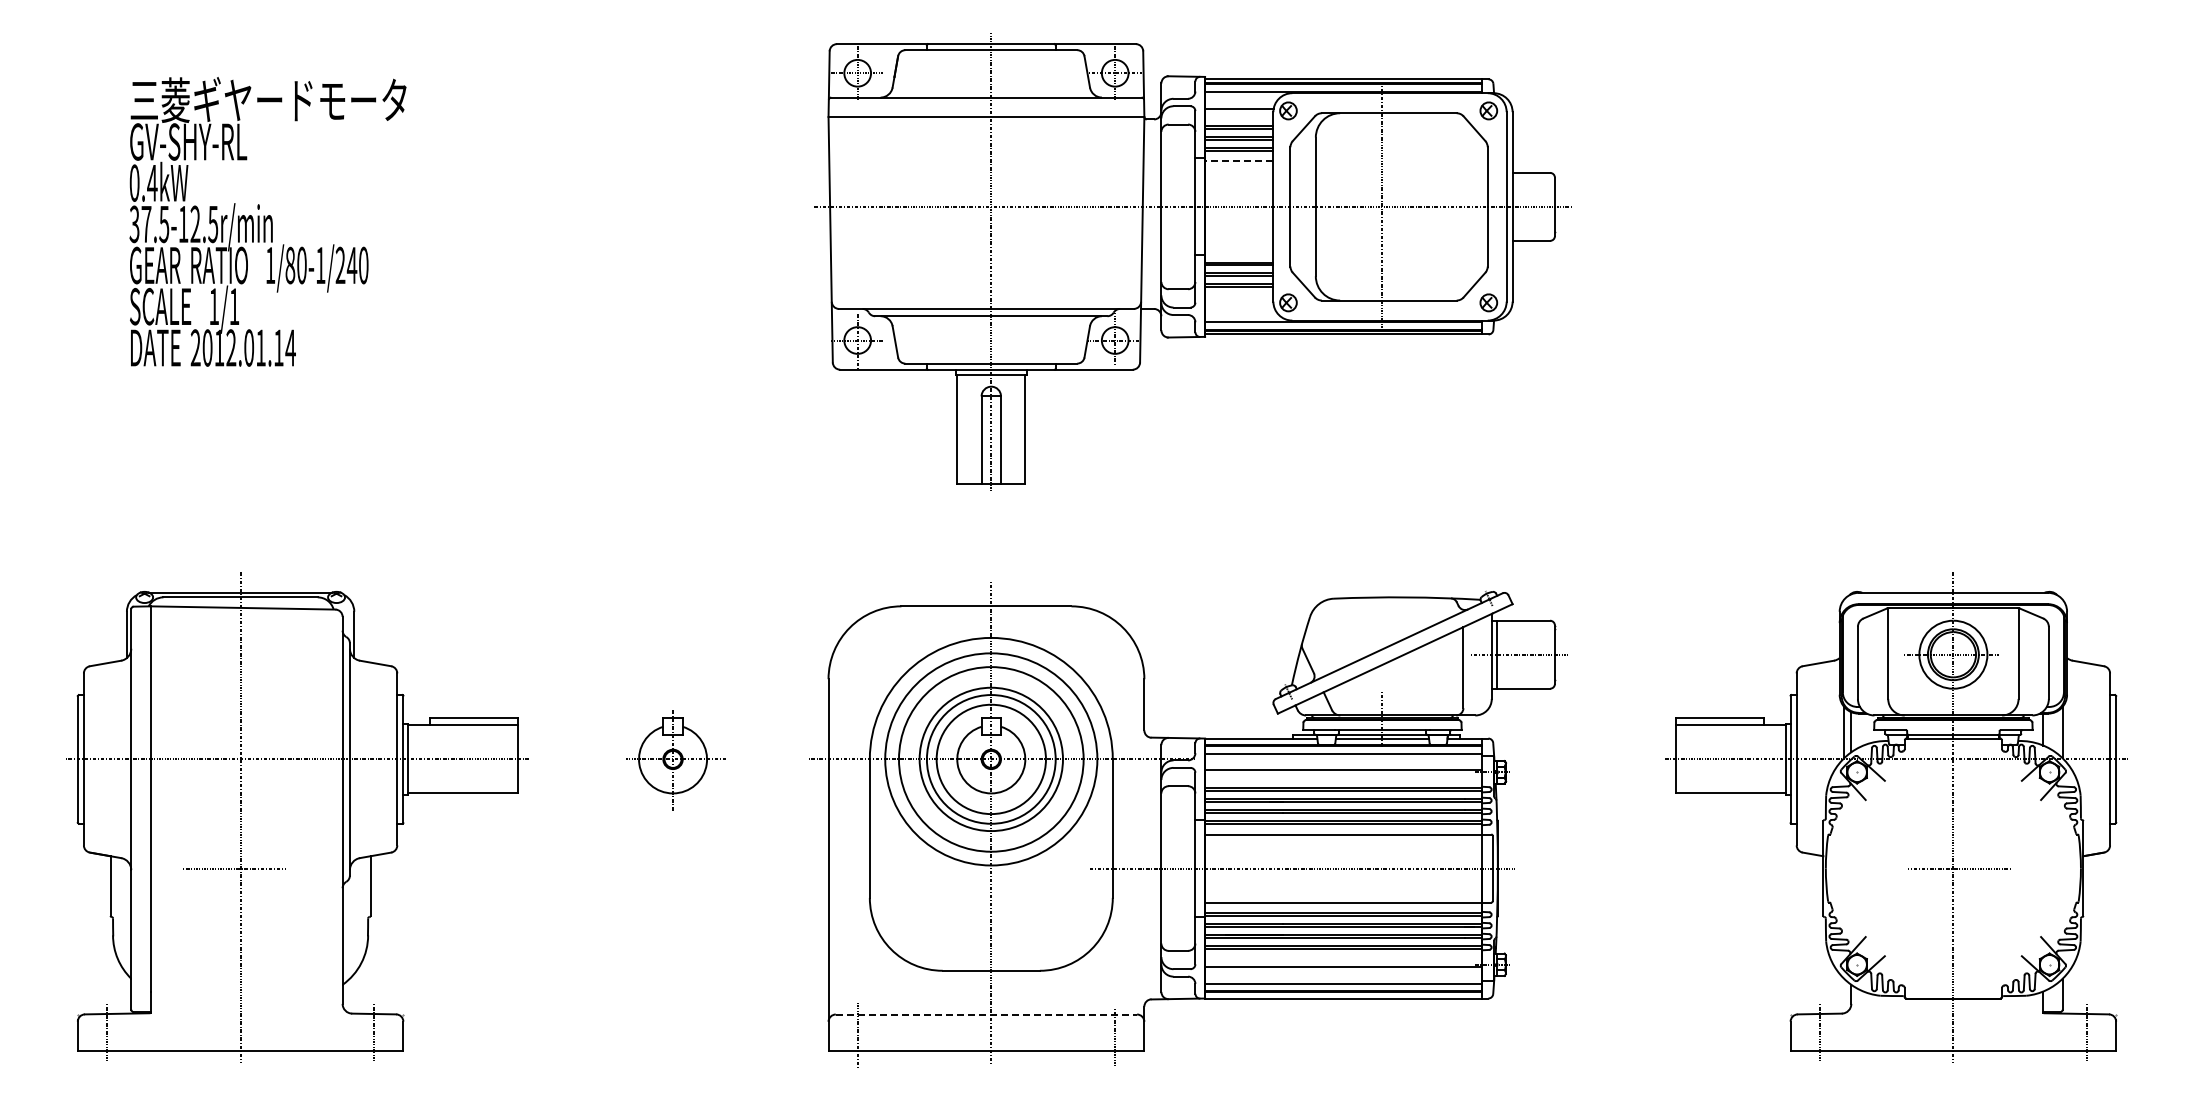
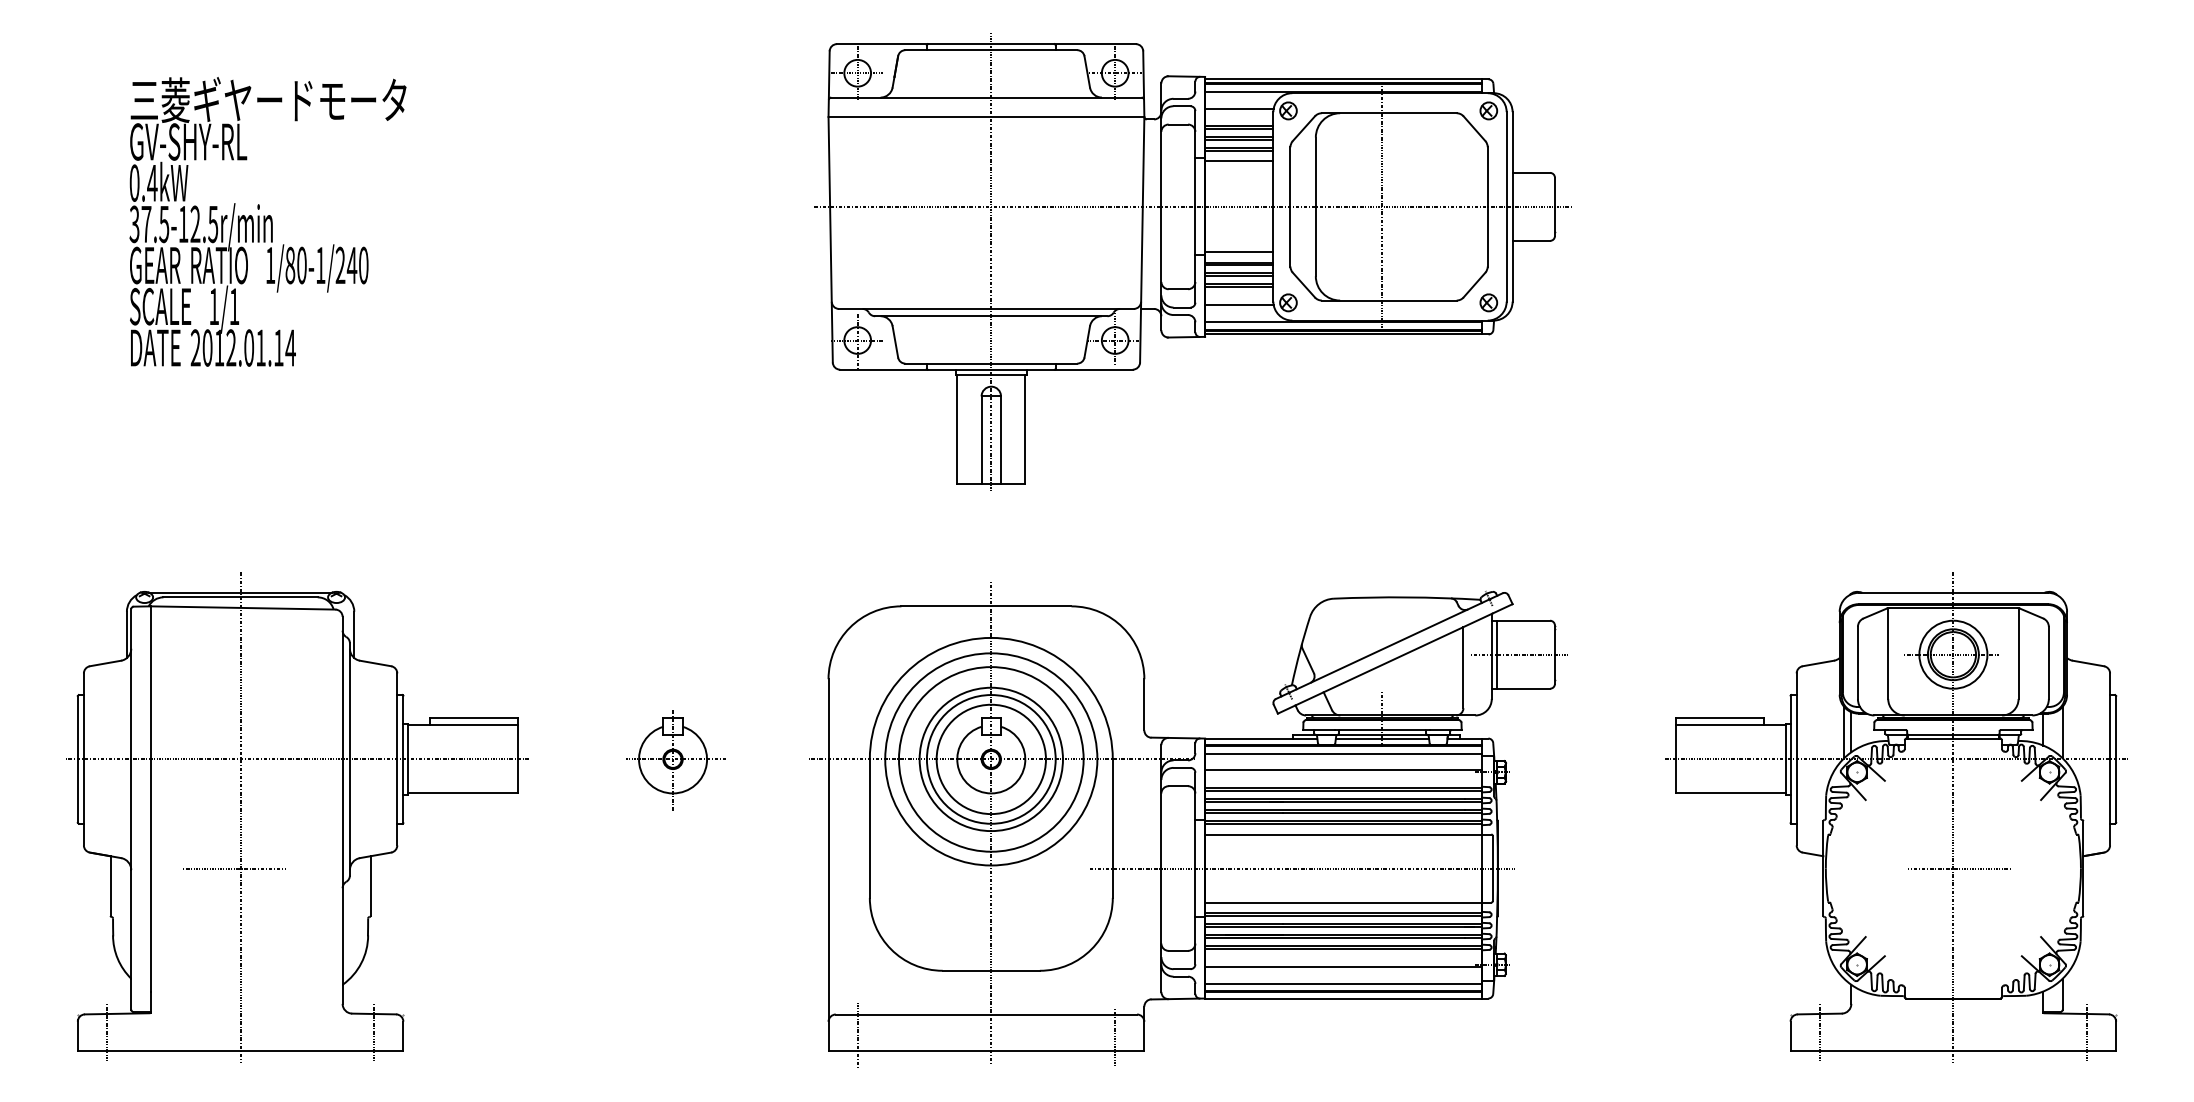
line: dashed -> solid (1238, 161)
line: none -> present (1239, 252)
line: none -> present (1239, 305)
line: dashed -> solid (986, 1014)
